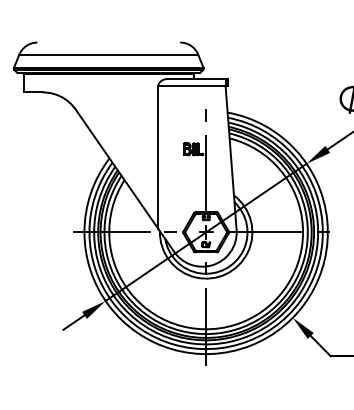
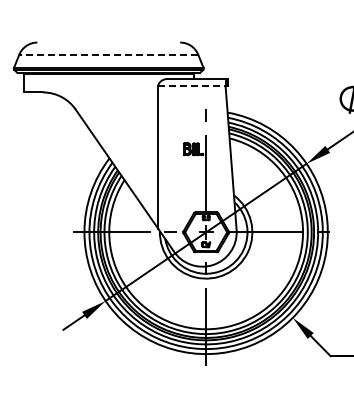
line: solid -> dashed (108, 54)
line: solid -> dashed (191, 86)
